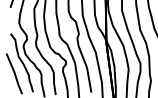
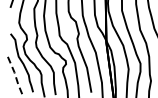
line: solid -> dashed (14, 73)
